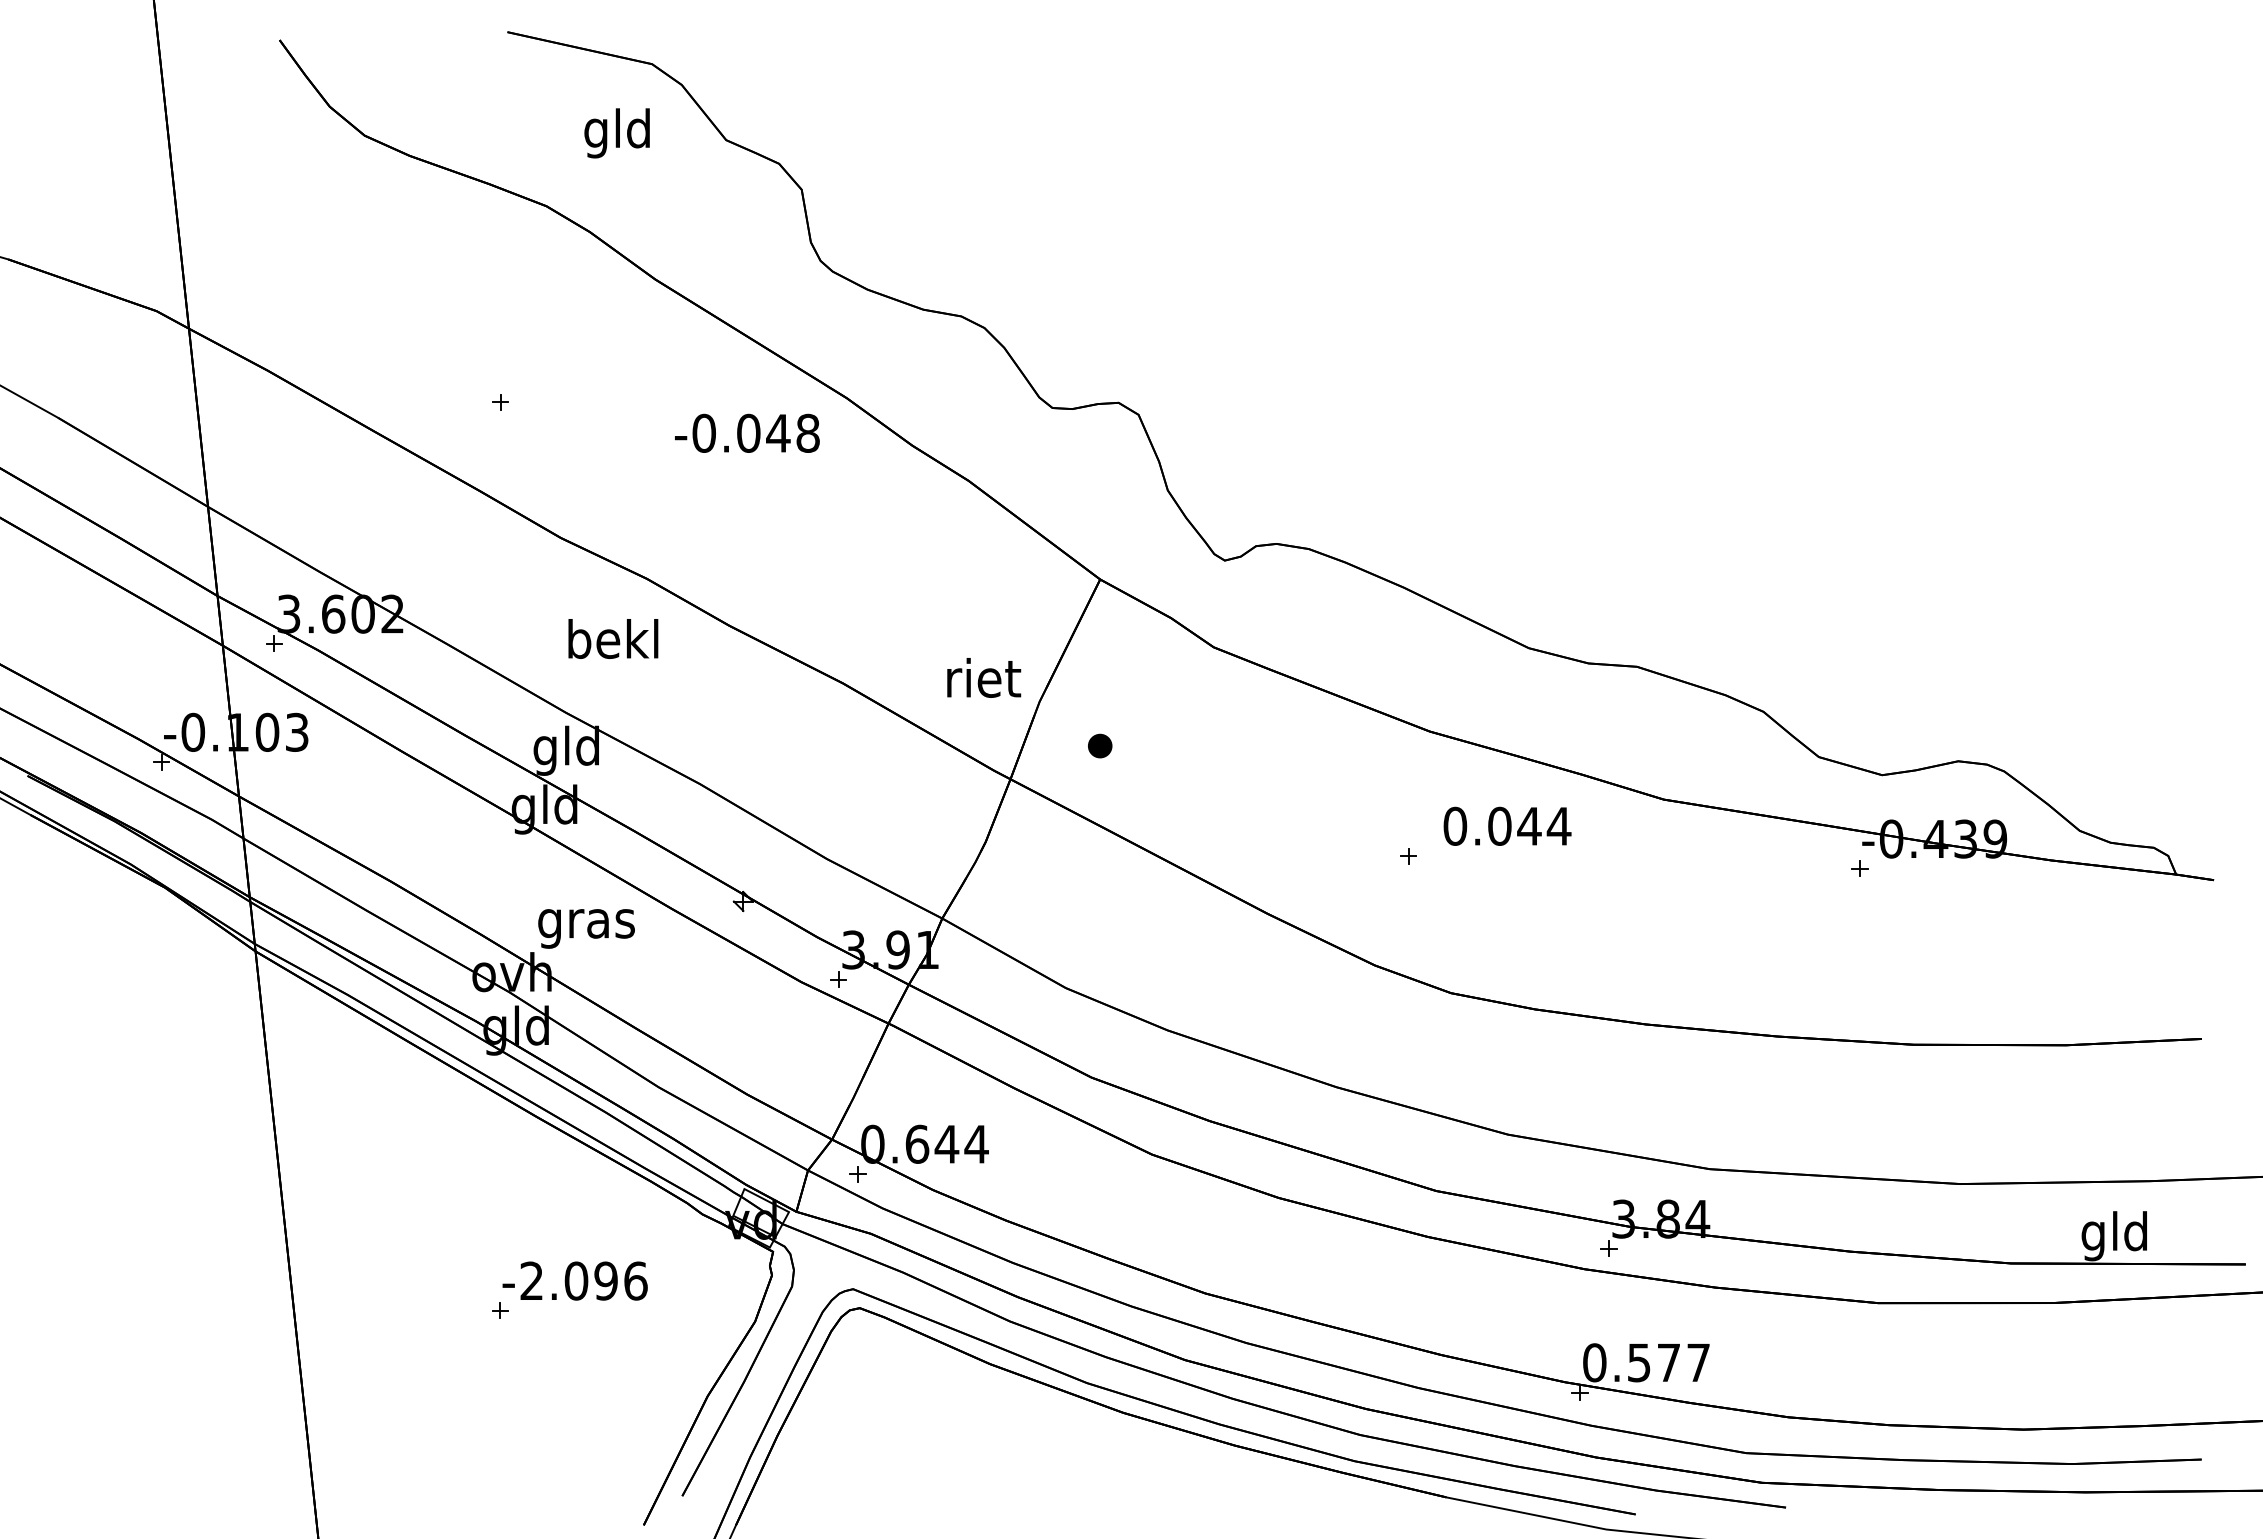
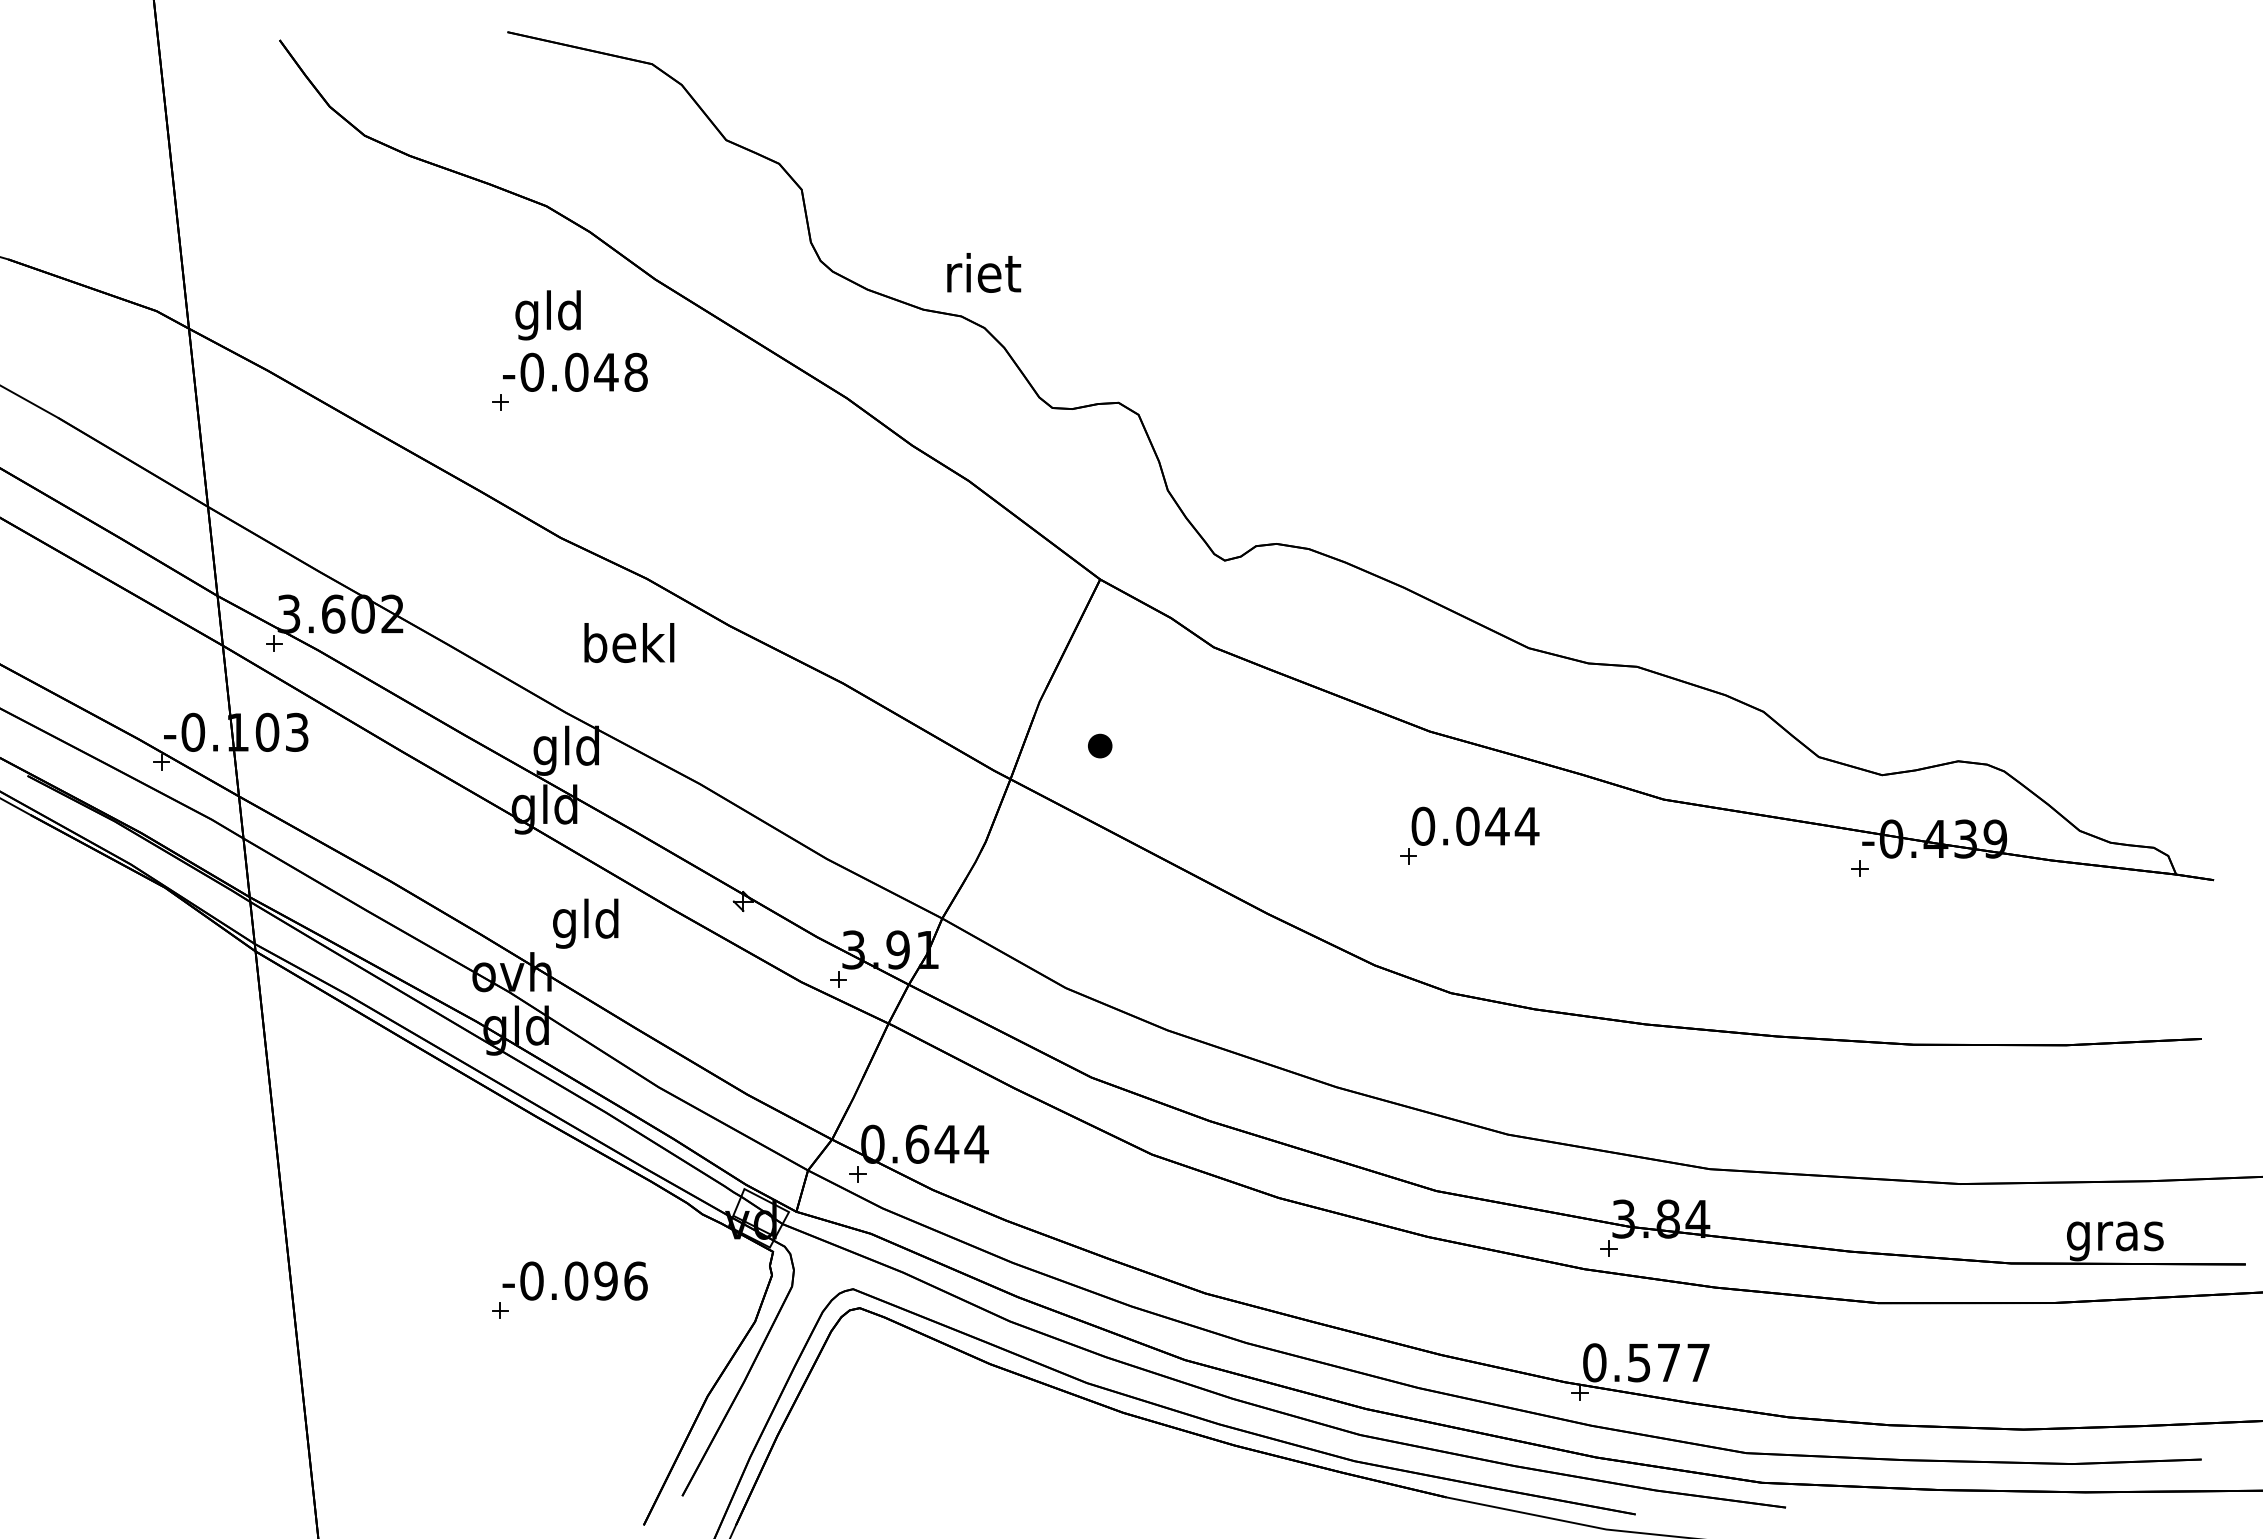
text position: (616, 133) -> (547, 315) (547, 315)
text position: (747, 432) -> (575, 371) (575, 371)
text position: (613, 638) -> (629, 642) (629, 642)
text position: (984, 677) -> (984, 272) (984, 272)
text position: (1507, 825) -> (1475, 825) (1475, 825)
text: gras -> gld (586, 923)
text: gld -> gras (2115, 1236)
text: -2.096 -> -0.096 (531, 1280)
